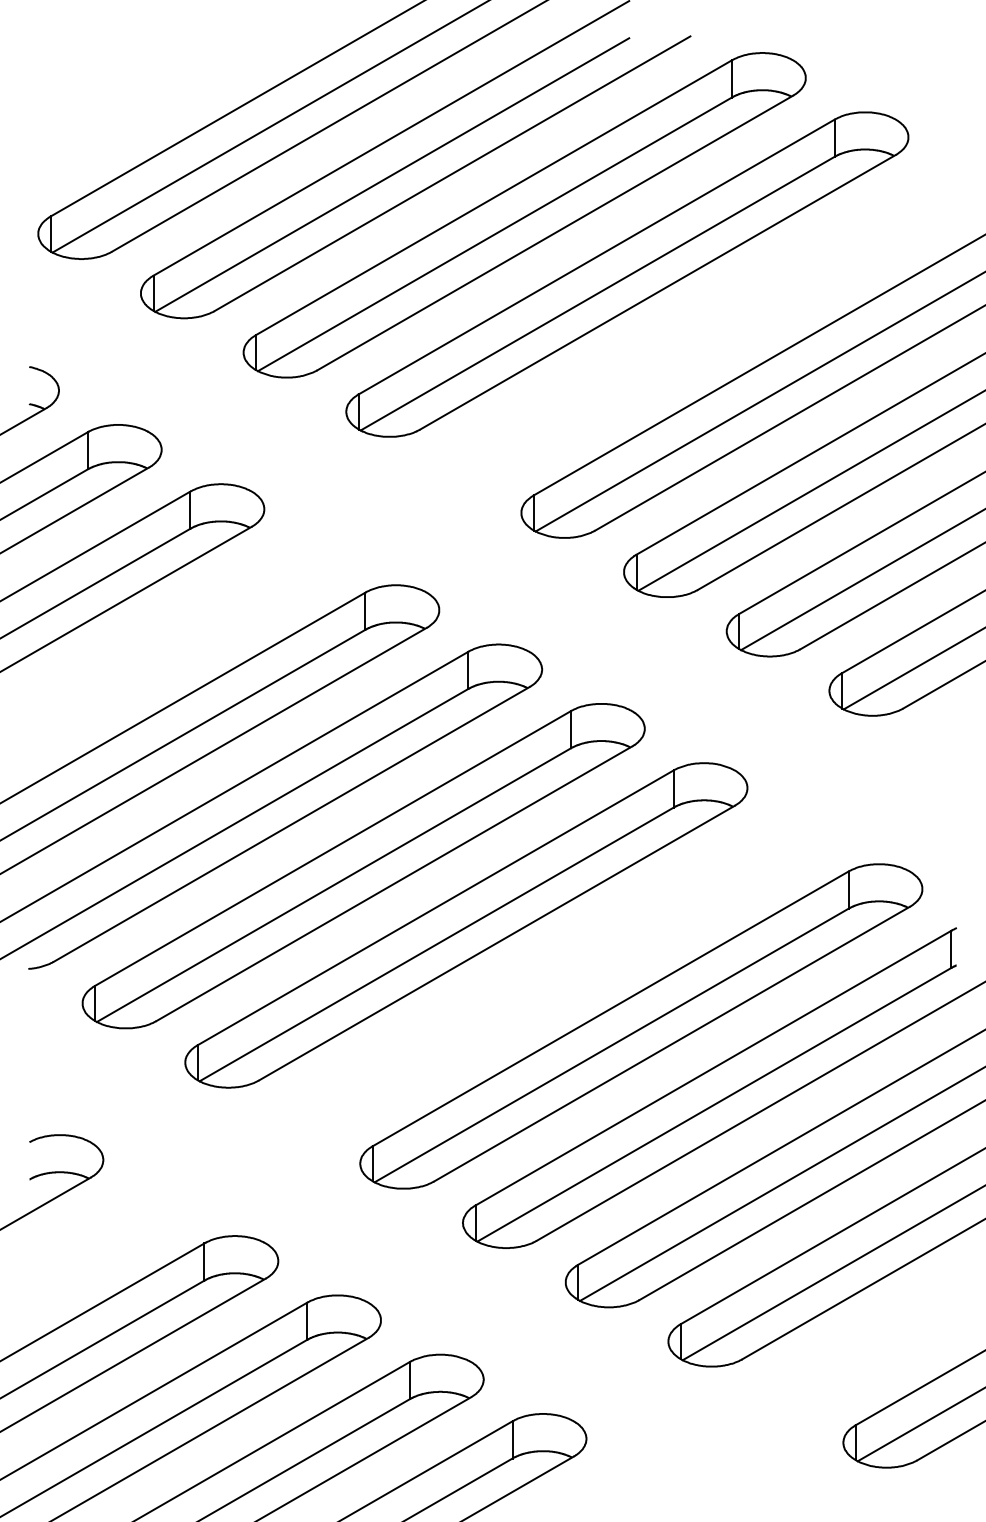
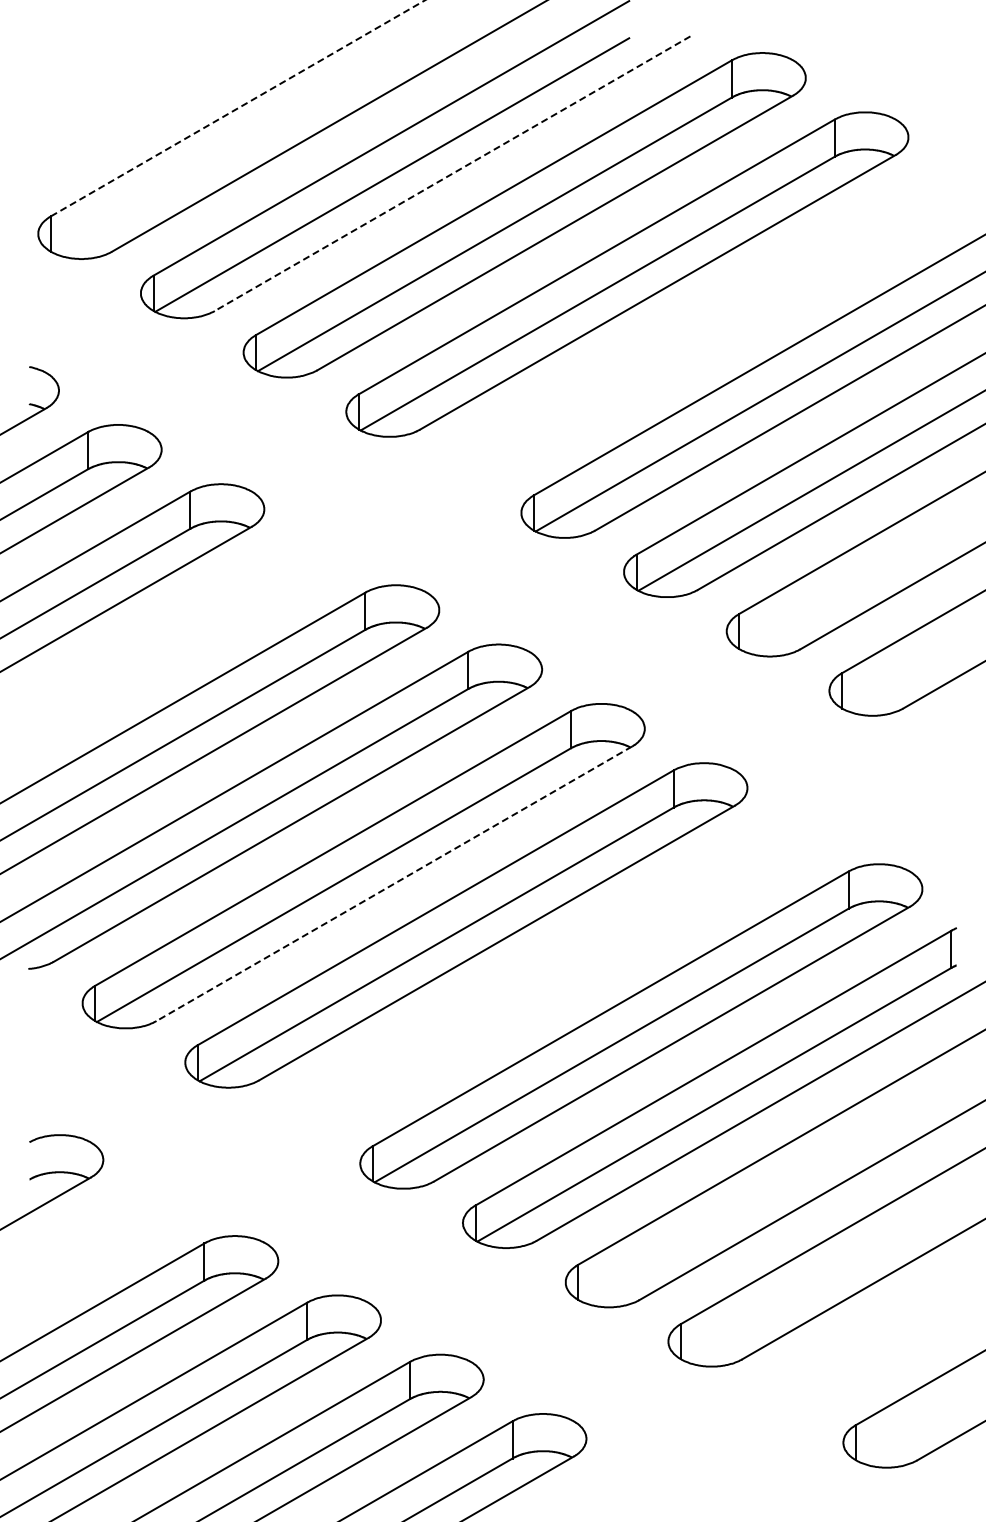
line: solid -> dashed (238, 108)
line: present -> none (268, 127)
line: solid -> dashed (452, 173)
line: present -> none (861, 580)
line: present -> none (912, 669)
line: solid -> dashed (394, 883)
line: present -> none (781, 1184)
line: present -> none (832, 1273)
line: present -> none (919, 1425)
